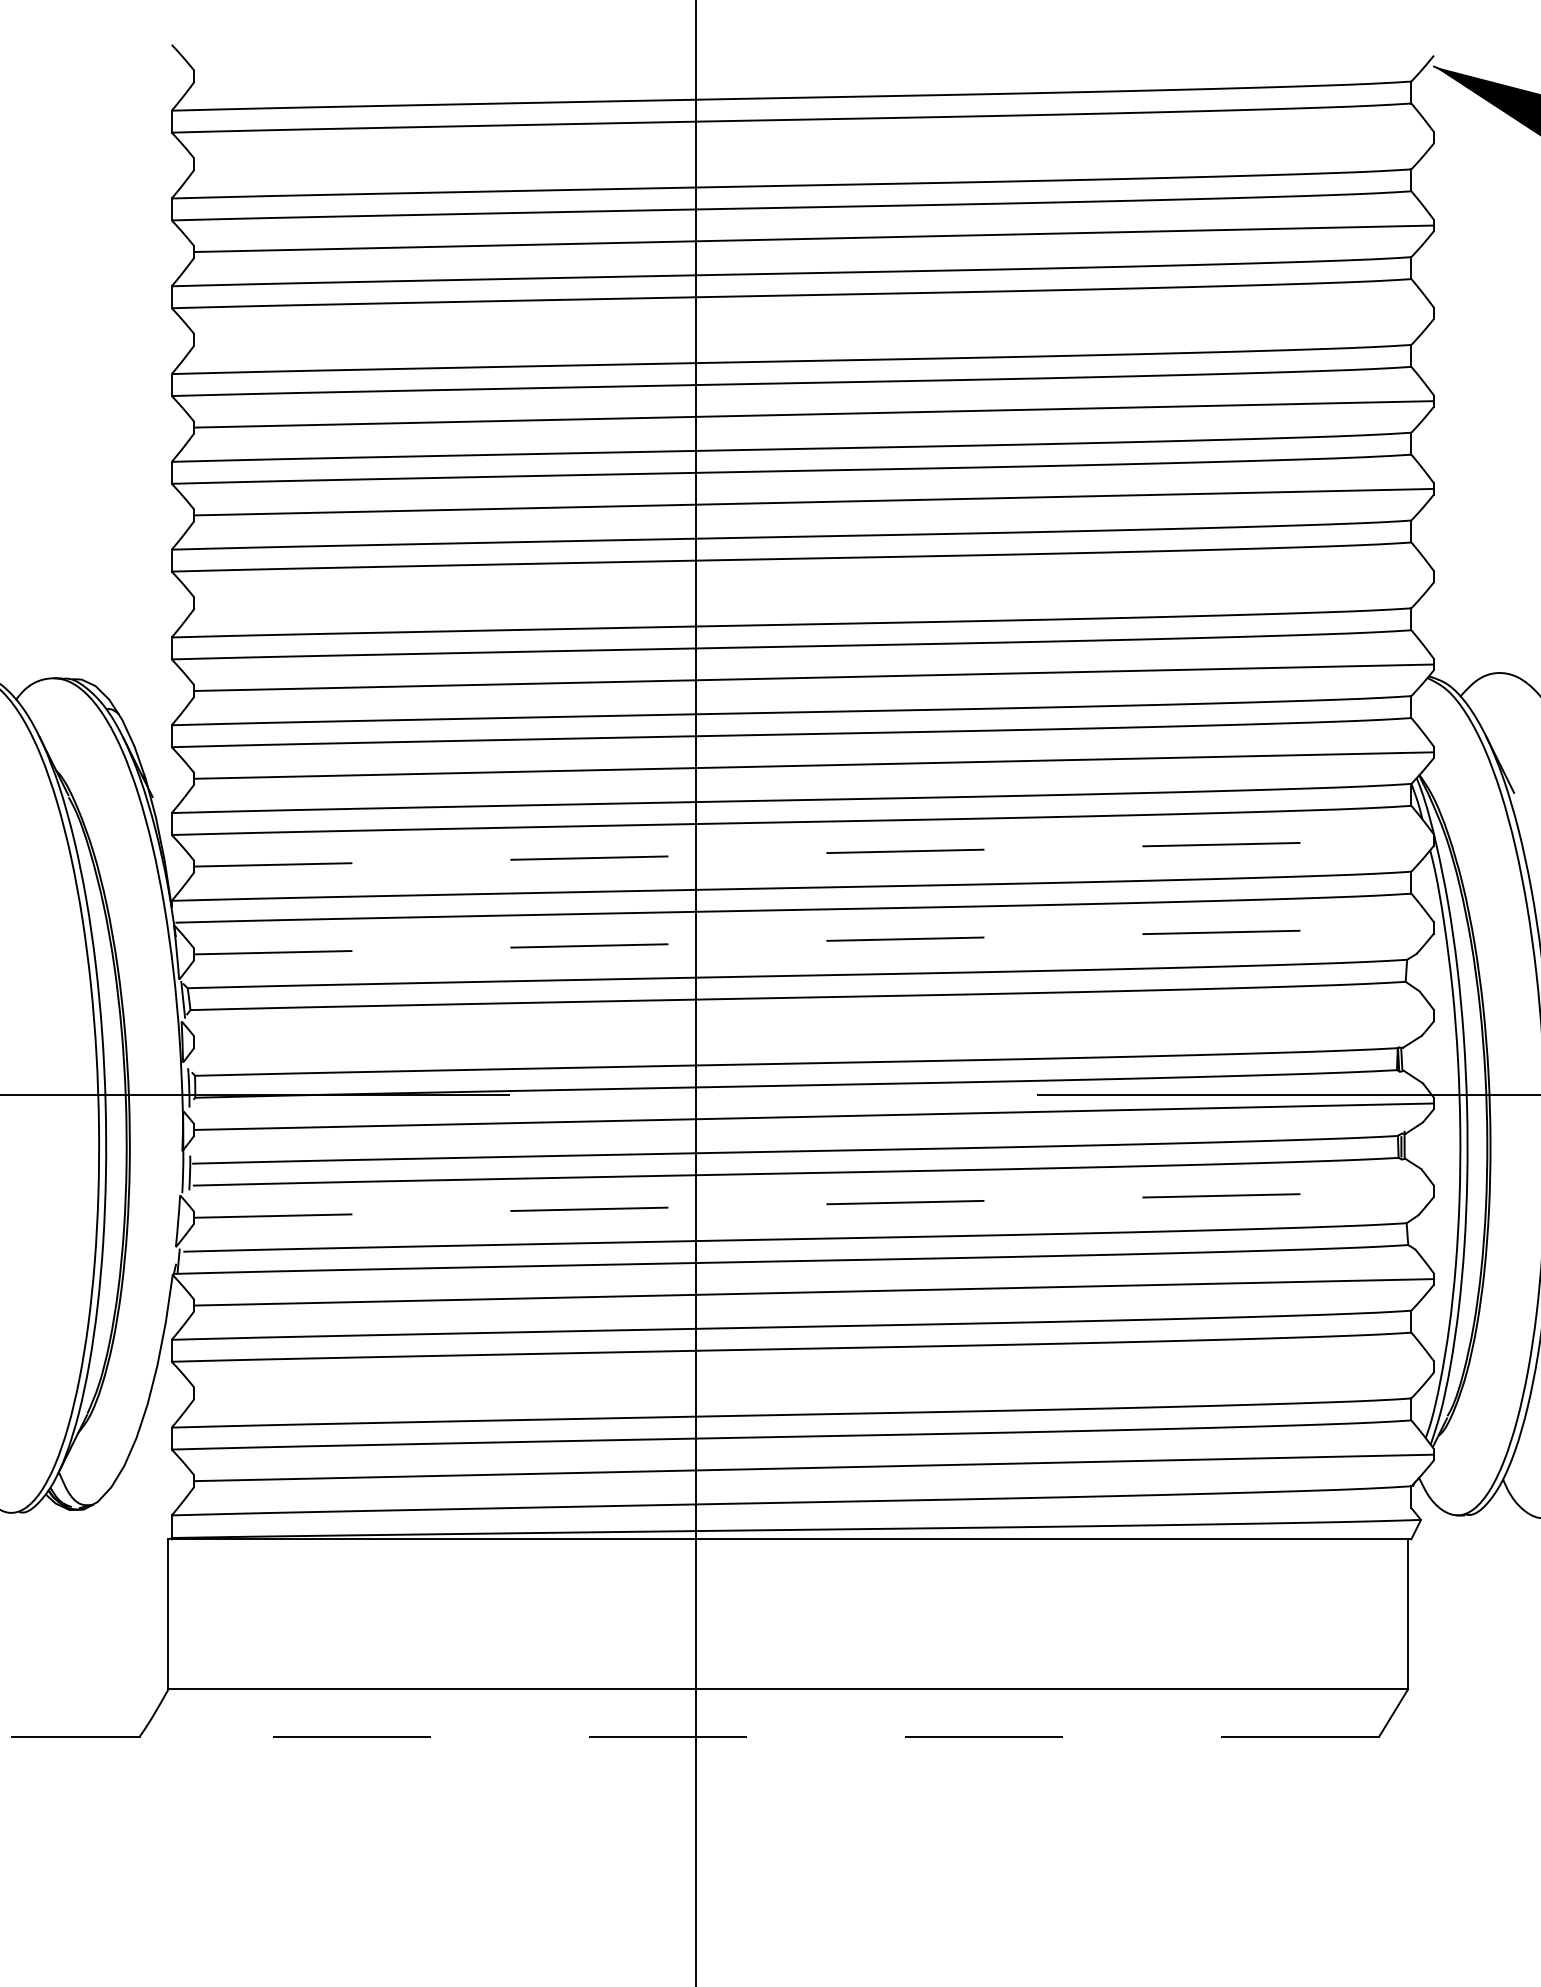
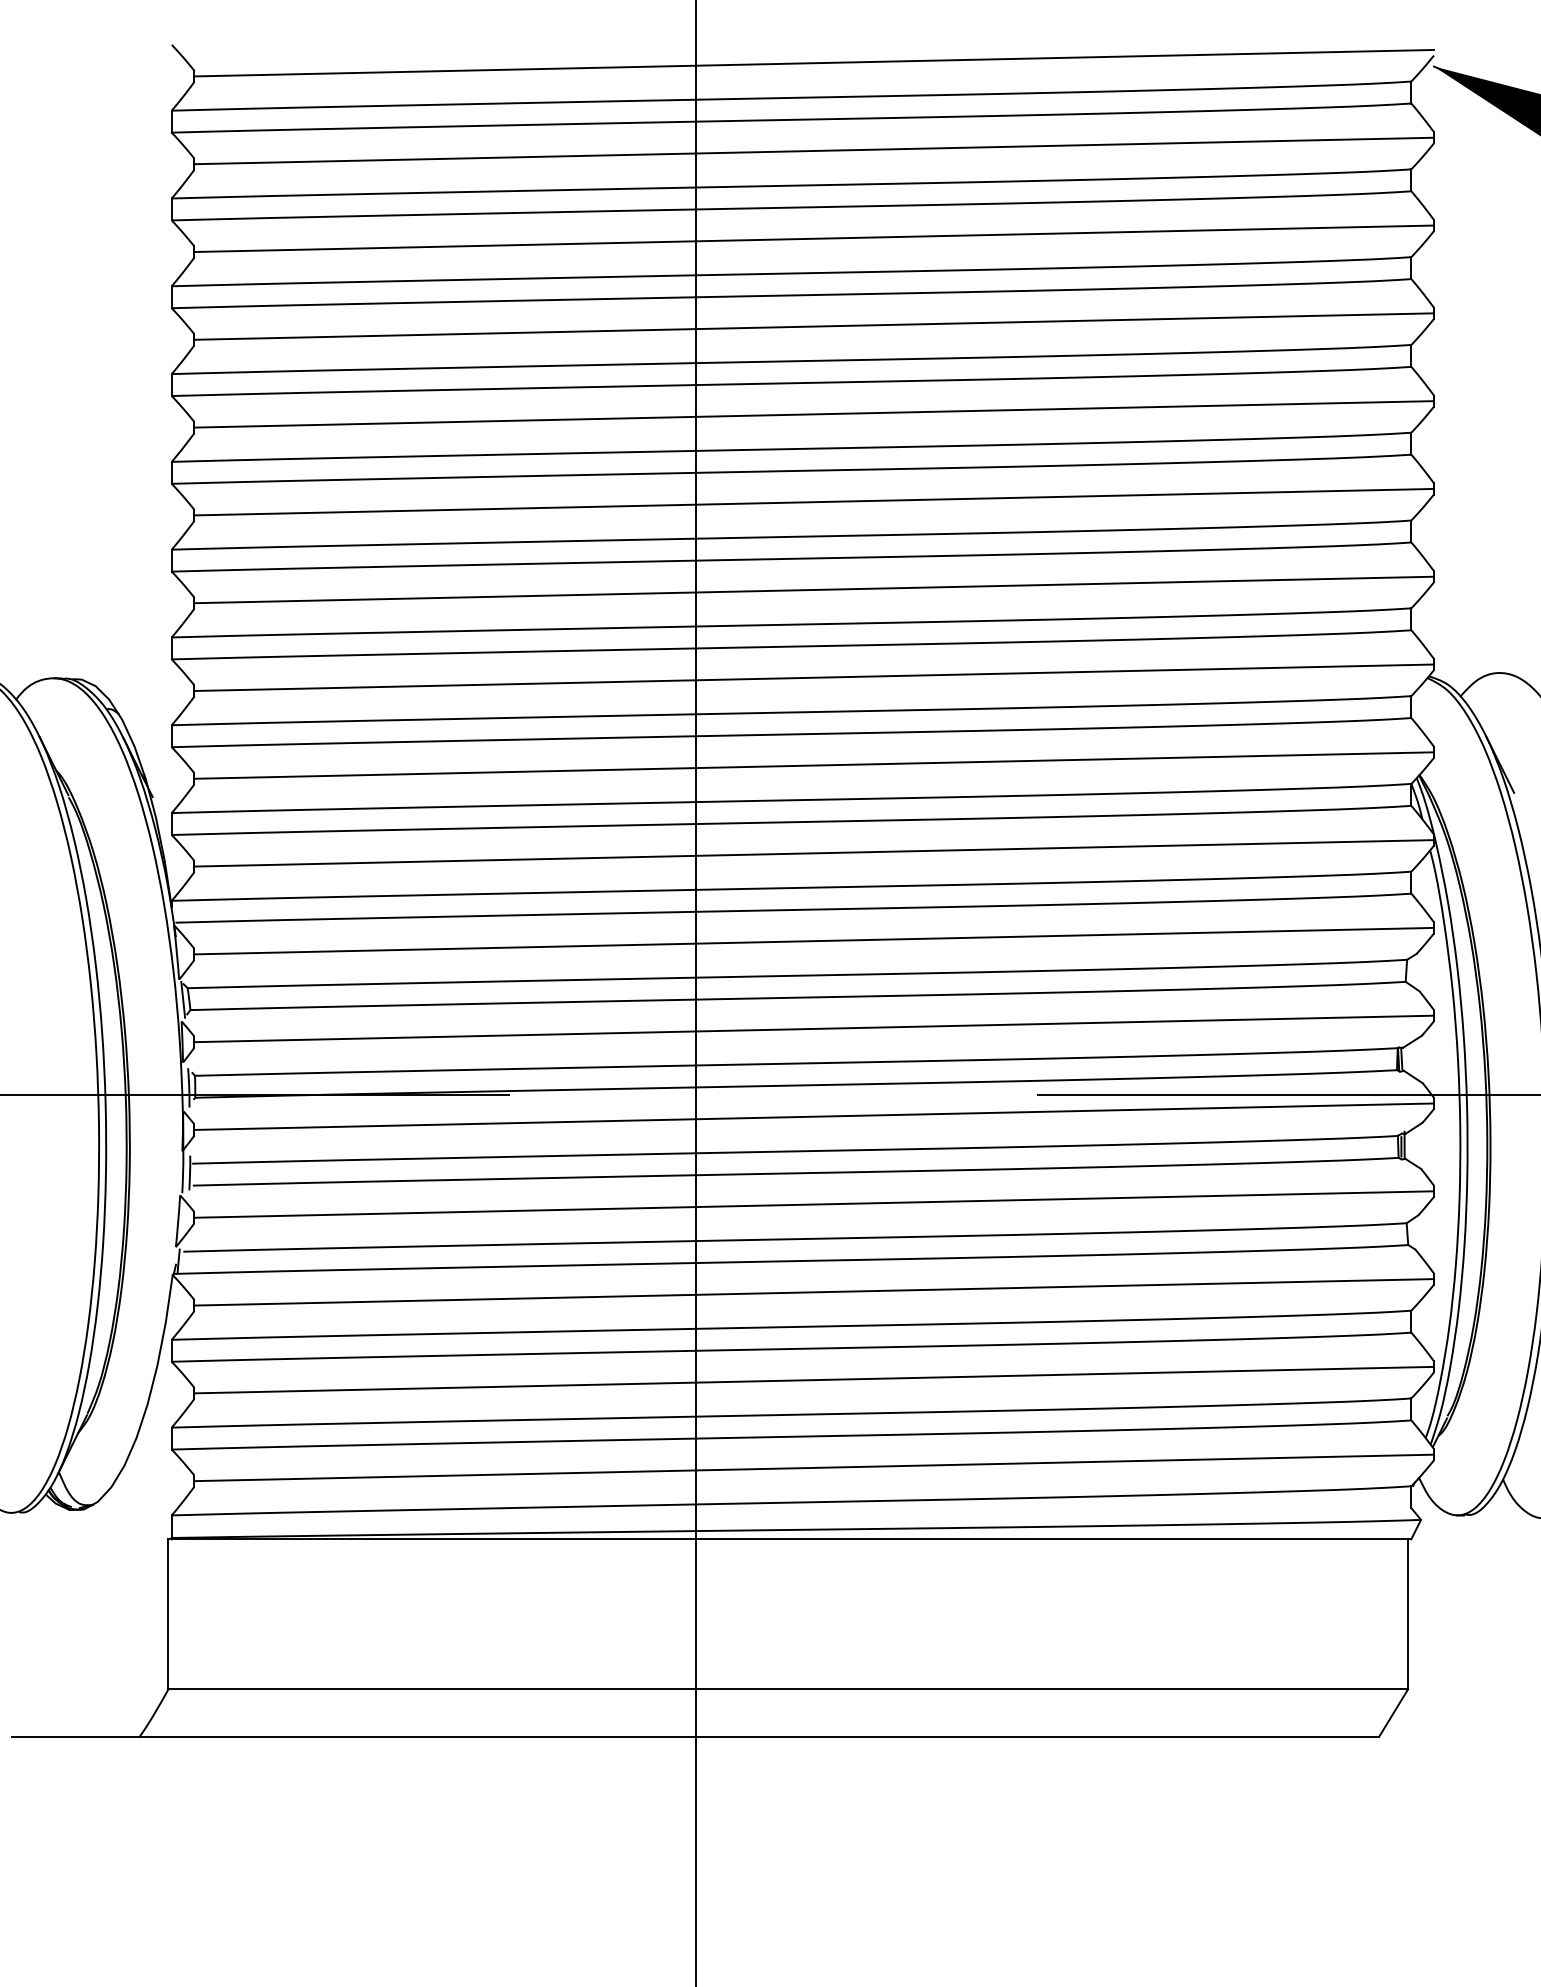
line: none -> present (813, 62)
line: none -> present (813, 150)
line: none -> present (813, 326)
line: none -> present (813, 589)
line: dashed -> solid (814, 853)
line: dashed -> solid (814, 941)
line: none -> present (813, 1028)
line: dashed -> solid (814, 1204)
line: none -> present (813, 1379)
line: dashed -> solid (759, 1736)
